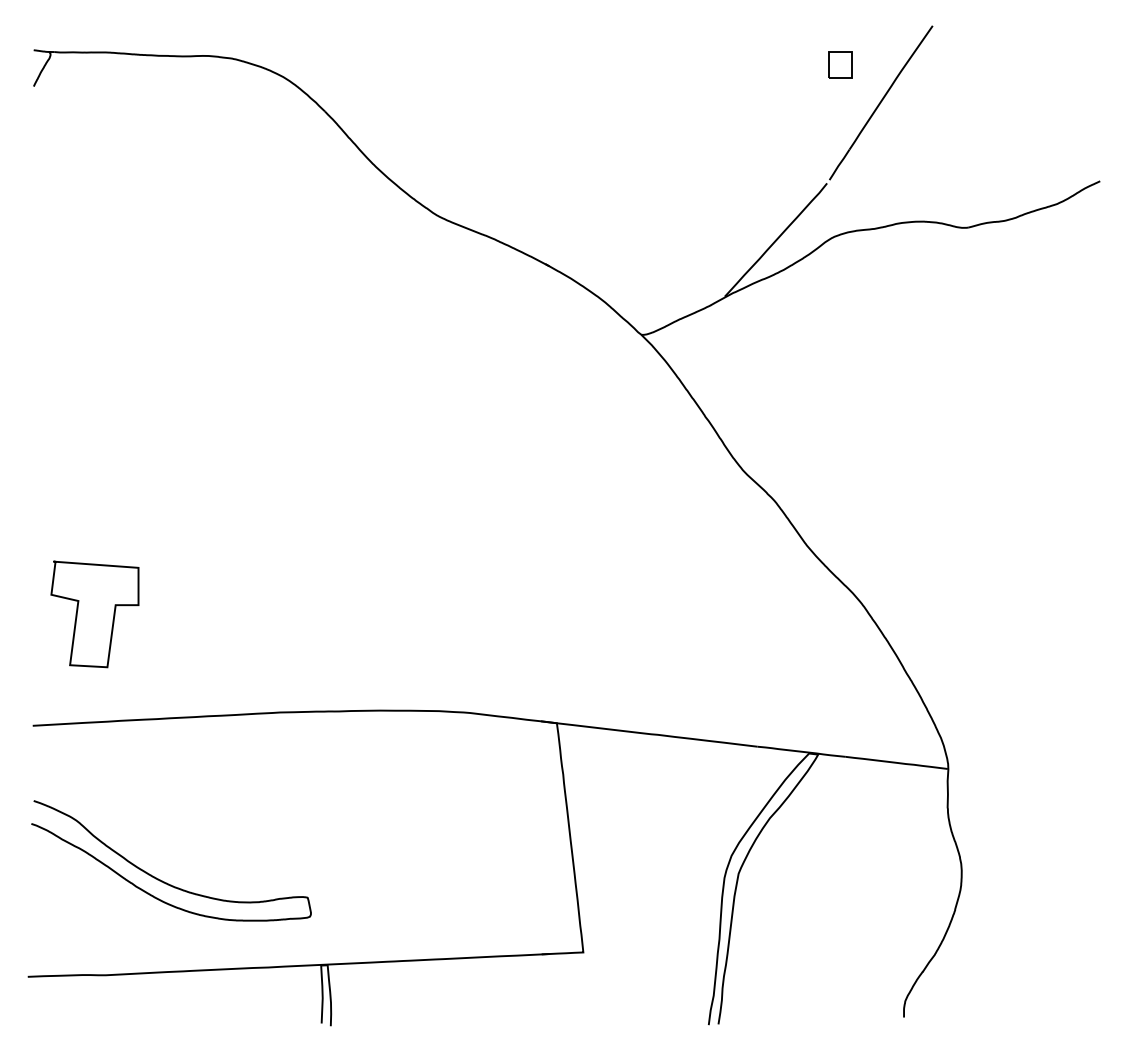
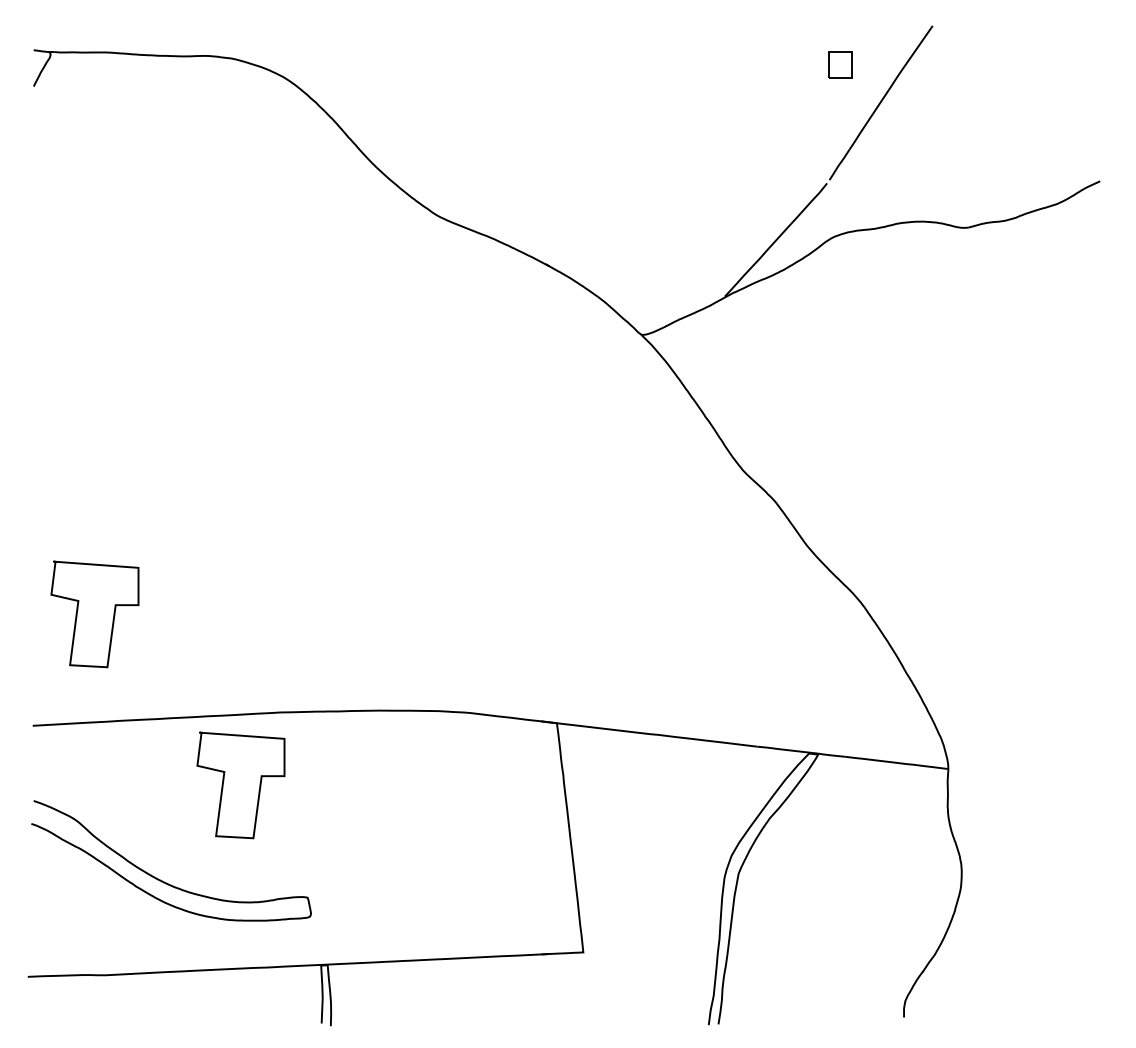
part: none -> present (240, 785)
